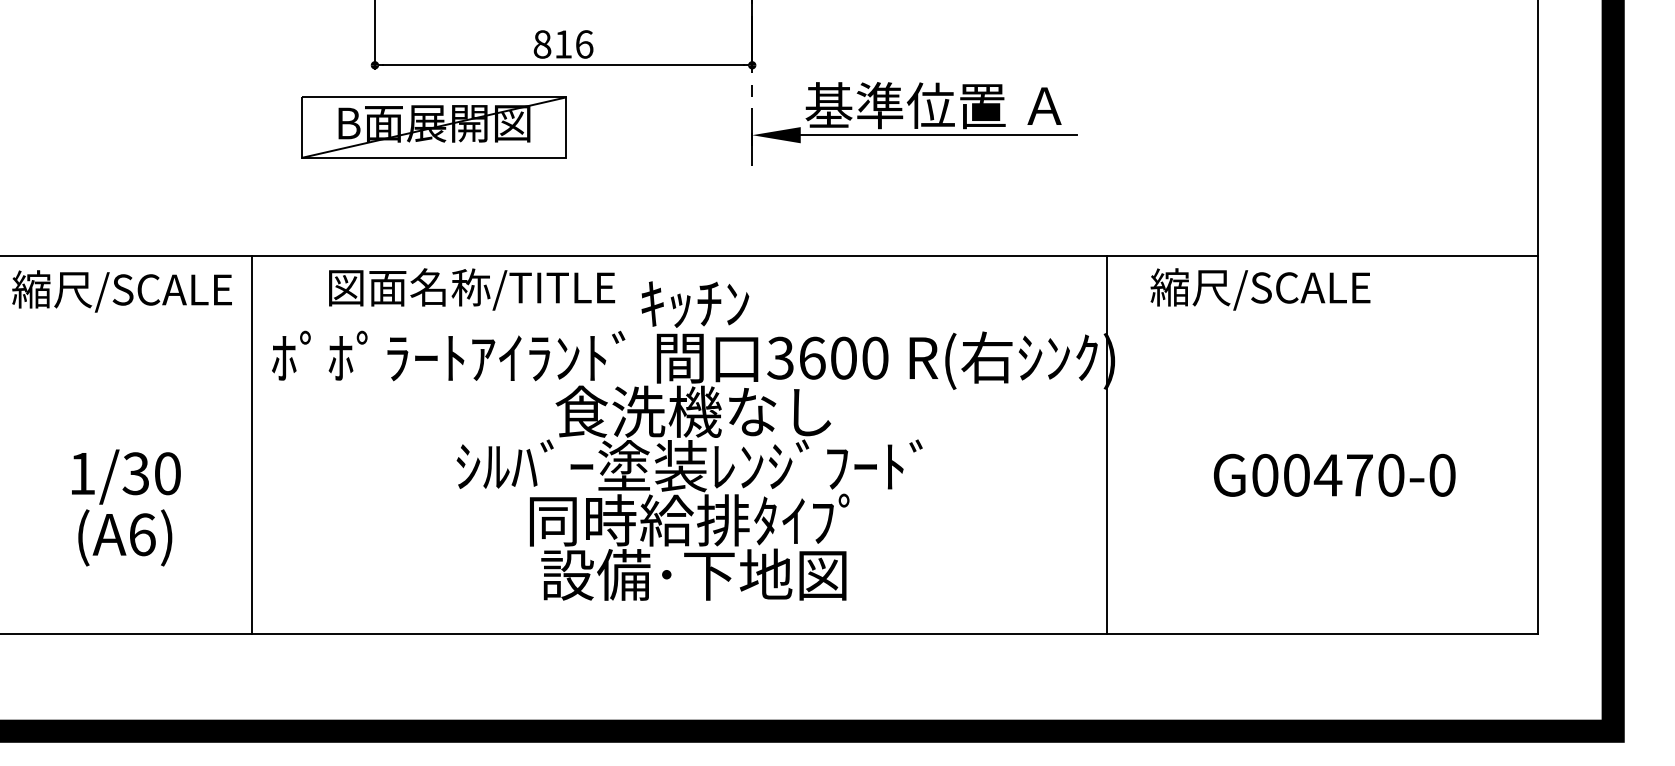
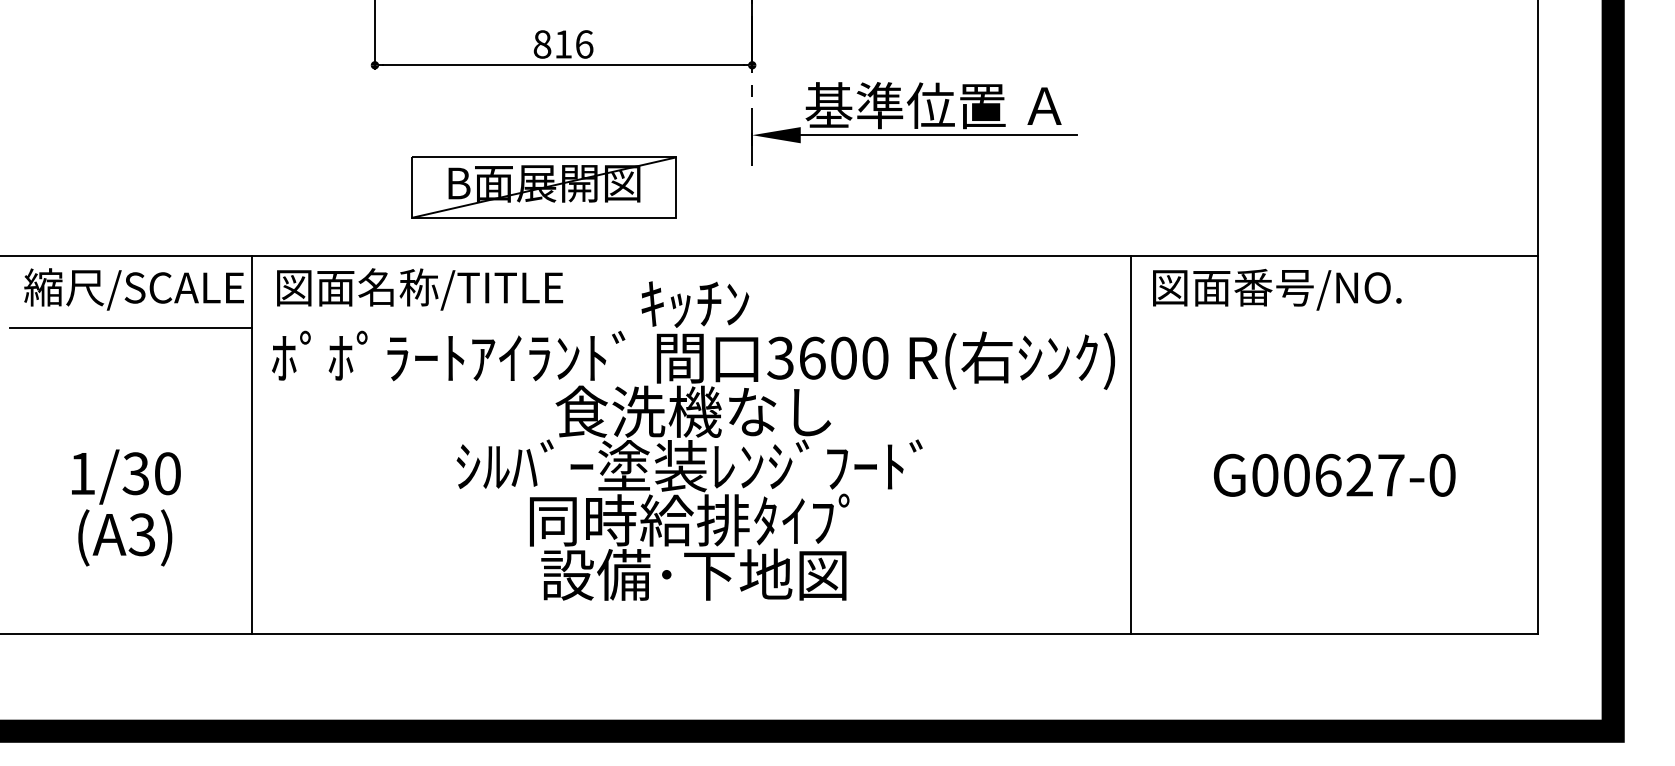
part position: (433, 127) -> (543, 187) (543, 187)
text position: (472, 289) -> (420, 289) (420, 289)
text: 縮尺/SCALE -> 図面番号/NO. (1275, 289)
text position: (121, 291) -> (133, 289) (133, 289)
line: none -> present (130, 327)
line position: (1106, 444) -> (1130, 444) (1130, 444)
text: G00470-0 -> G00627-0 (1358, 474)
text: (A6) -> (A3) (141, 534)
